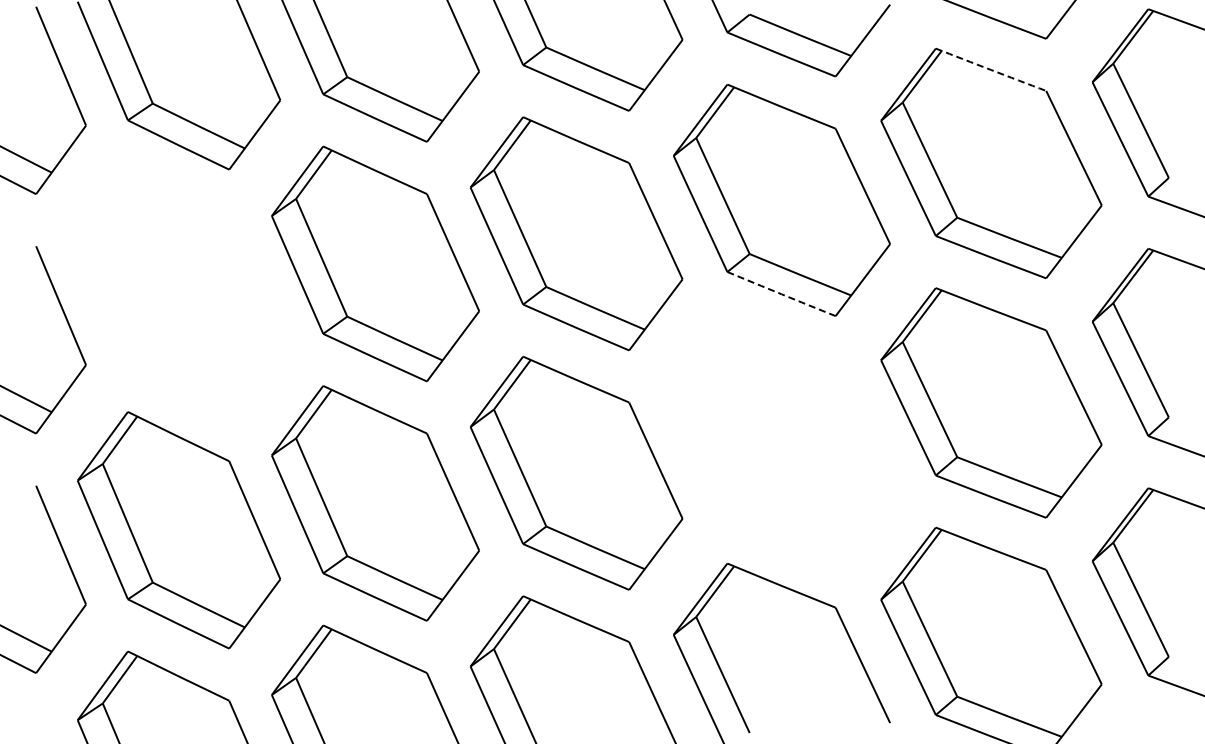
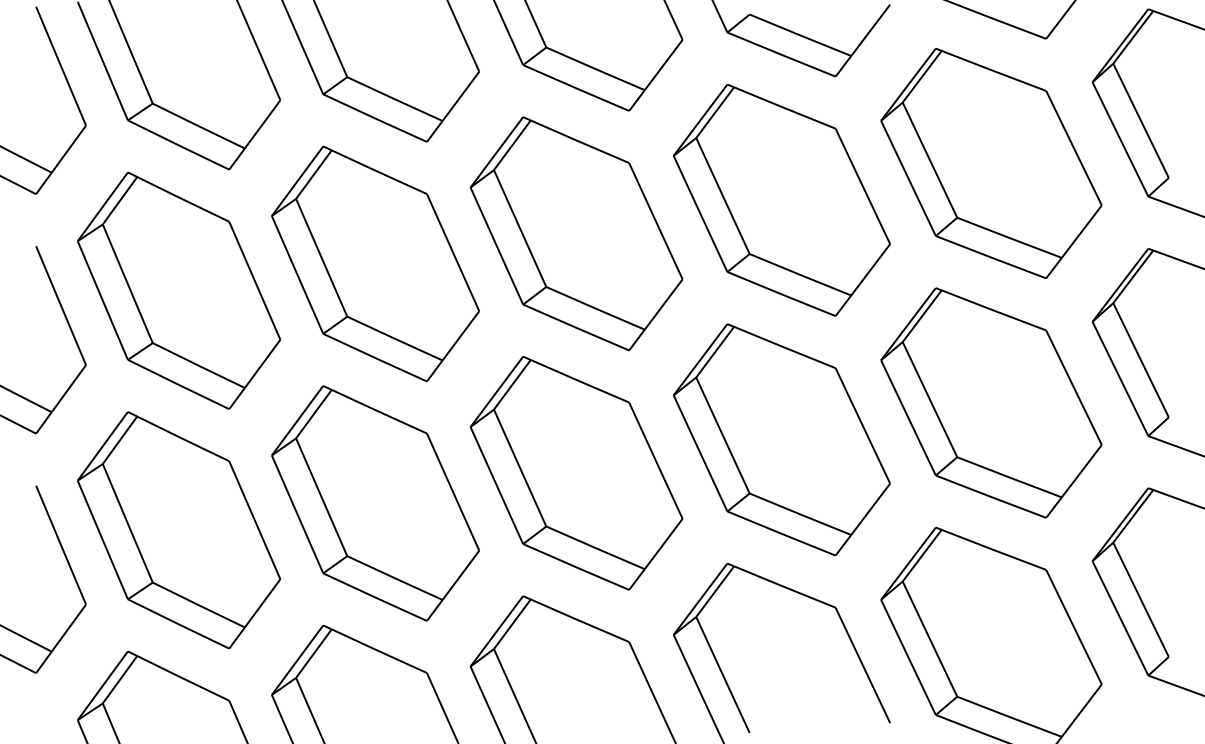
arc: dashed -> solid (990, 69)
part: none -> present (178, 290)
arc: dashed -> solid (781, 294)
part: none -> present (781, 439)
